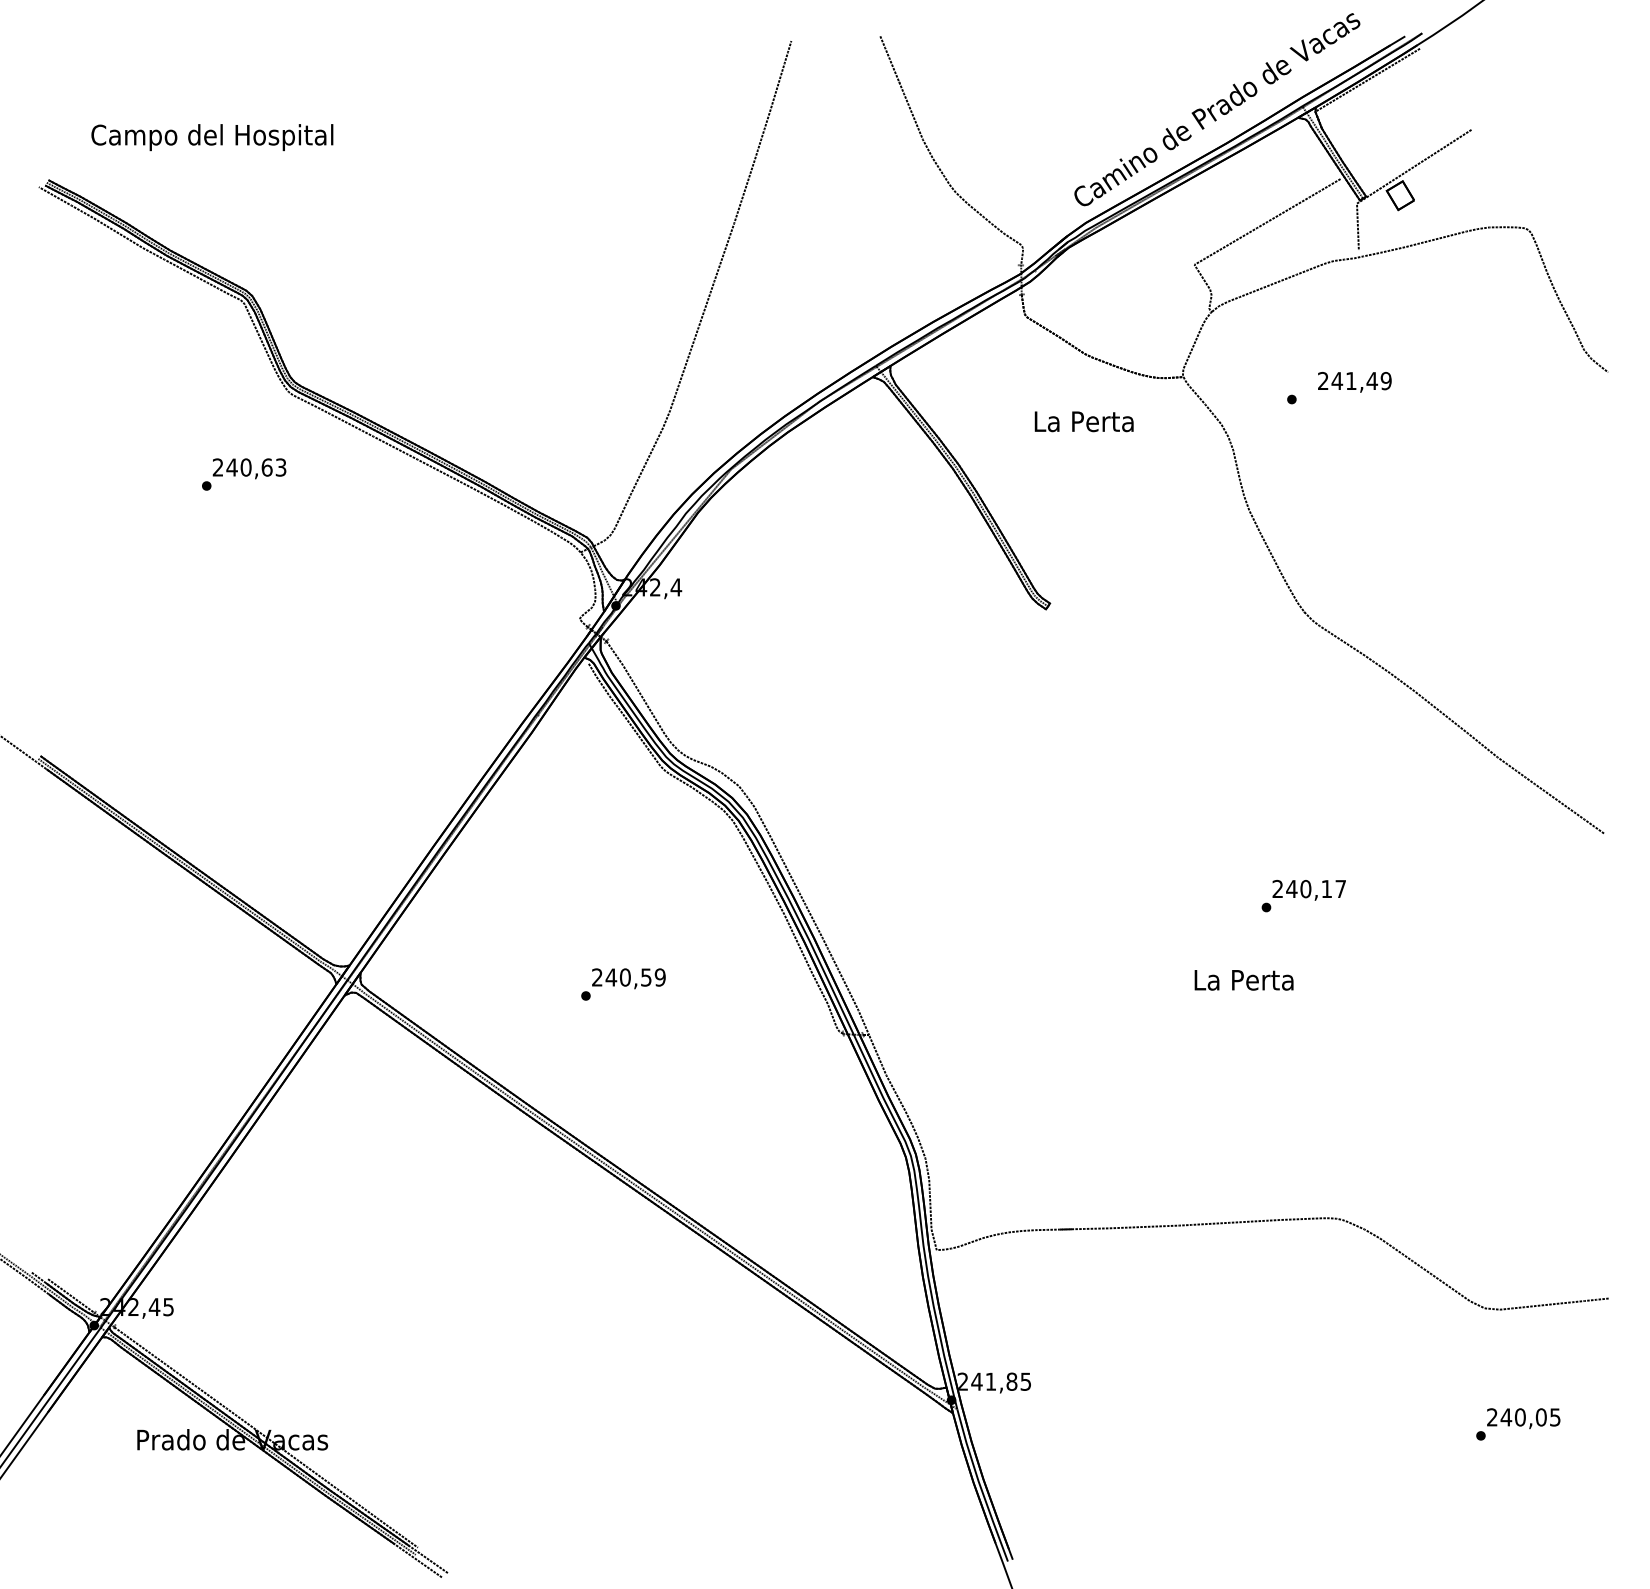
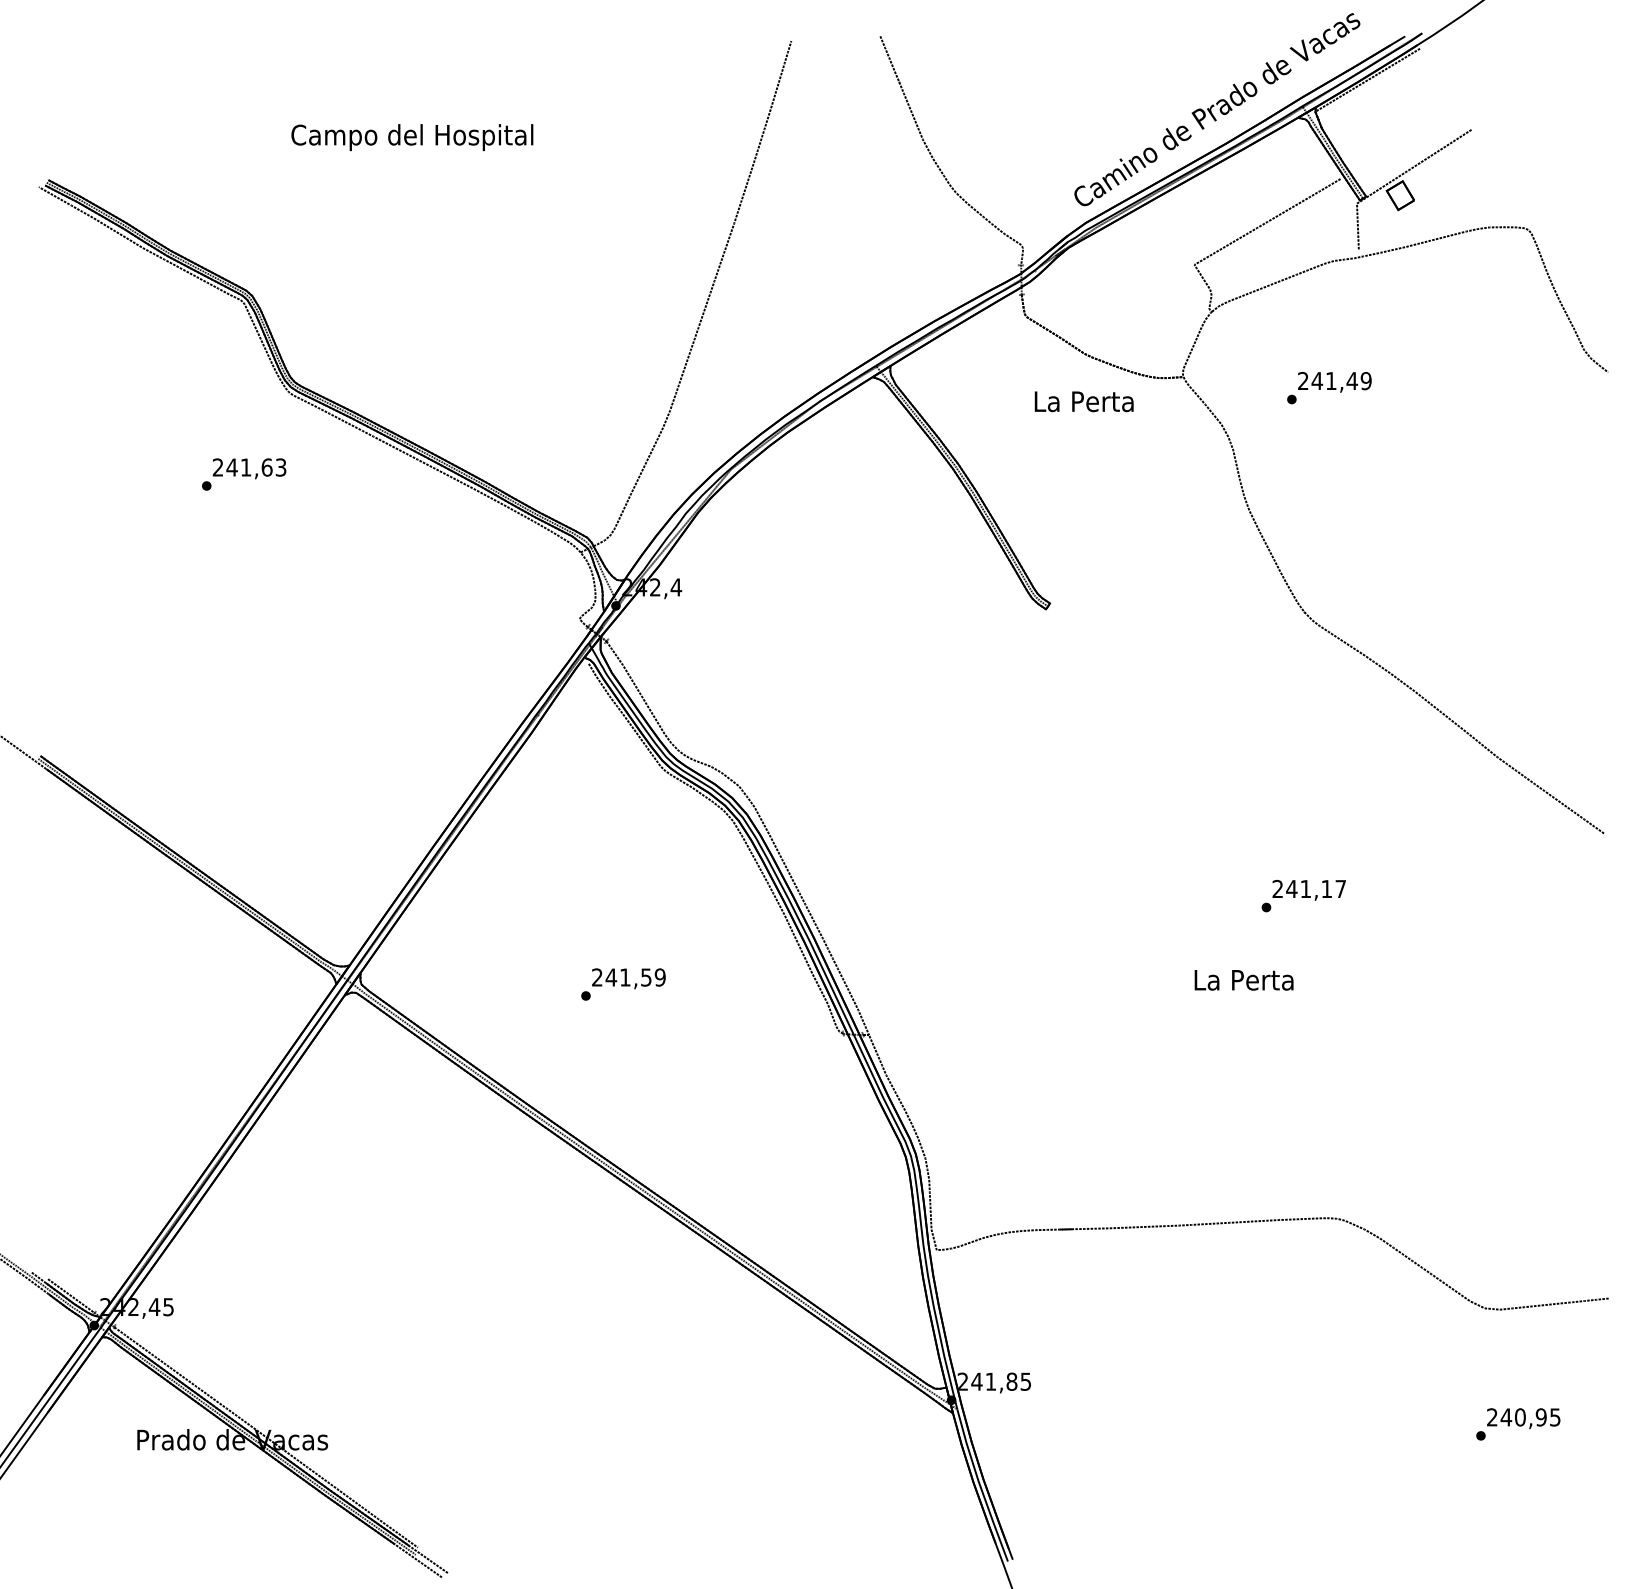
text position: (212, 137) -> (412, 137) (412, 137)
text position: (1354, 382) -> (1334, 382) (1334, 382)
text position: (1083, 421) -> (1083, 401) (1083, 401)
text: 240,63 -> 241,63 (245, 467)
text: 240,17 -> 241,17 (1305, 889)
text: 240,59 -> 241,59 (625, 977)
text: 240,05 -> 240,95 (1540, 1417)
